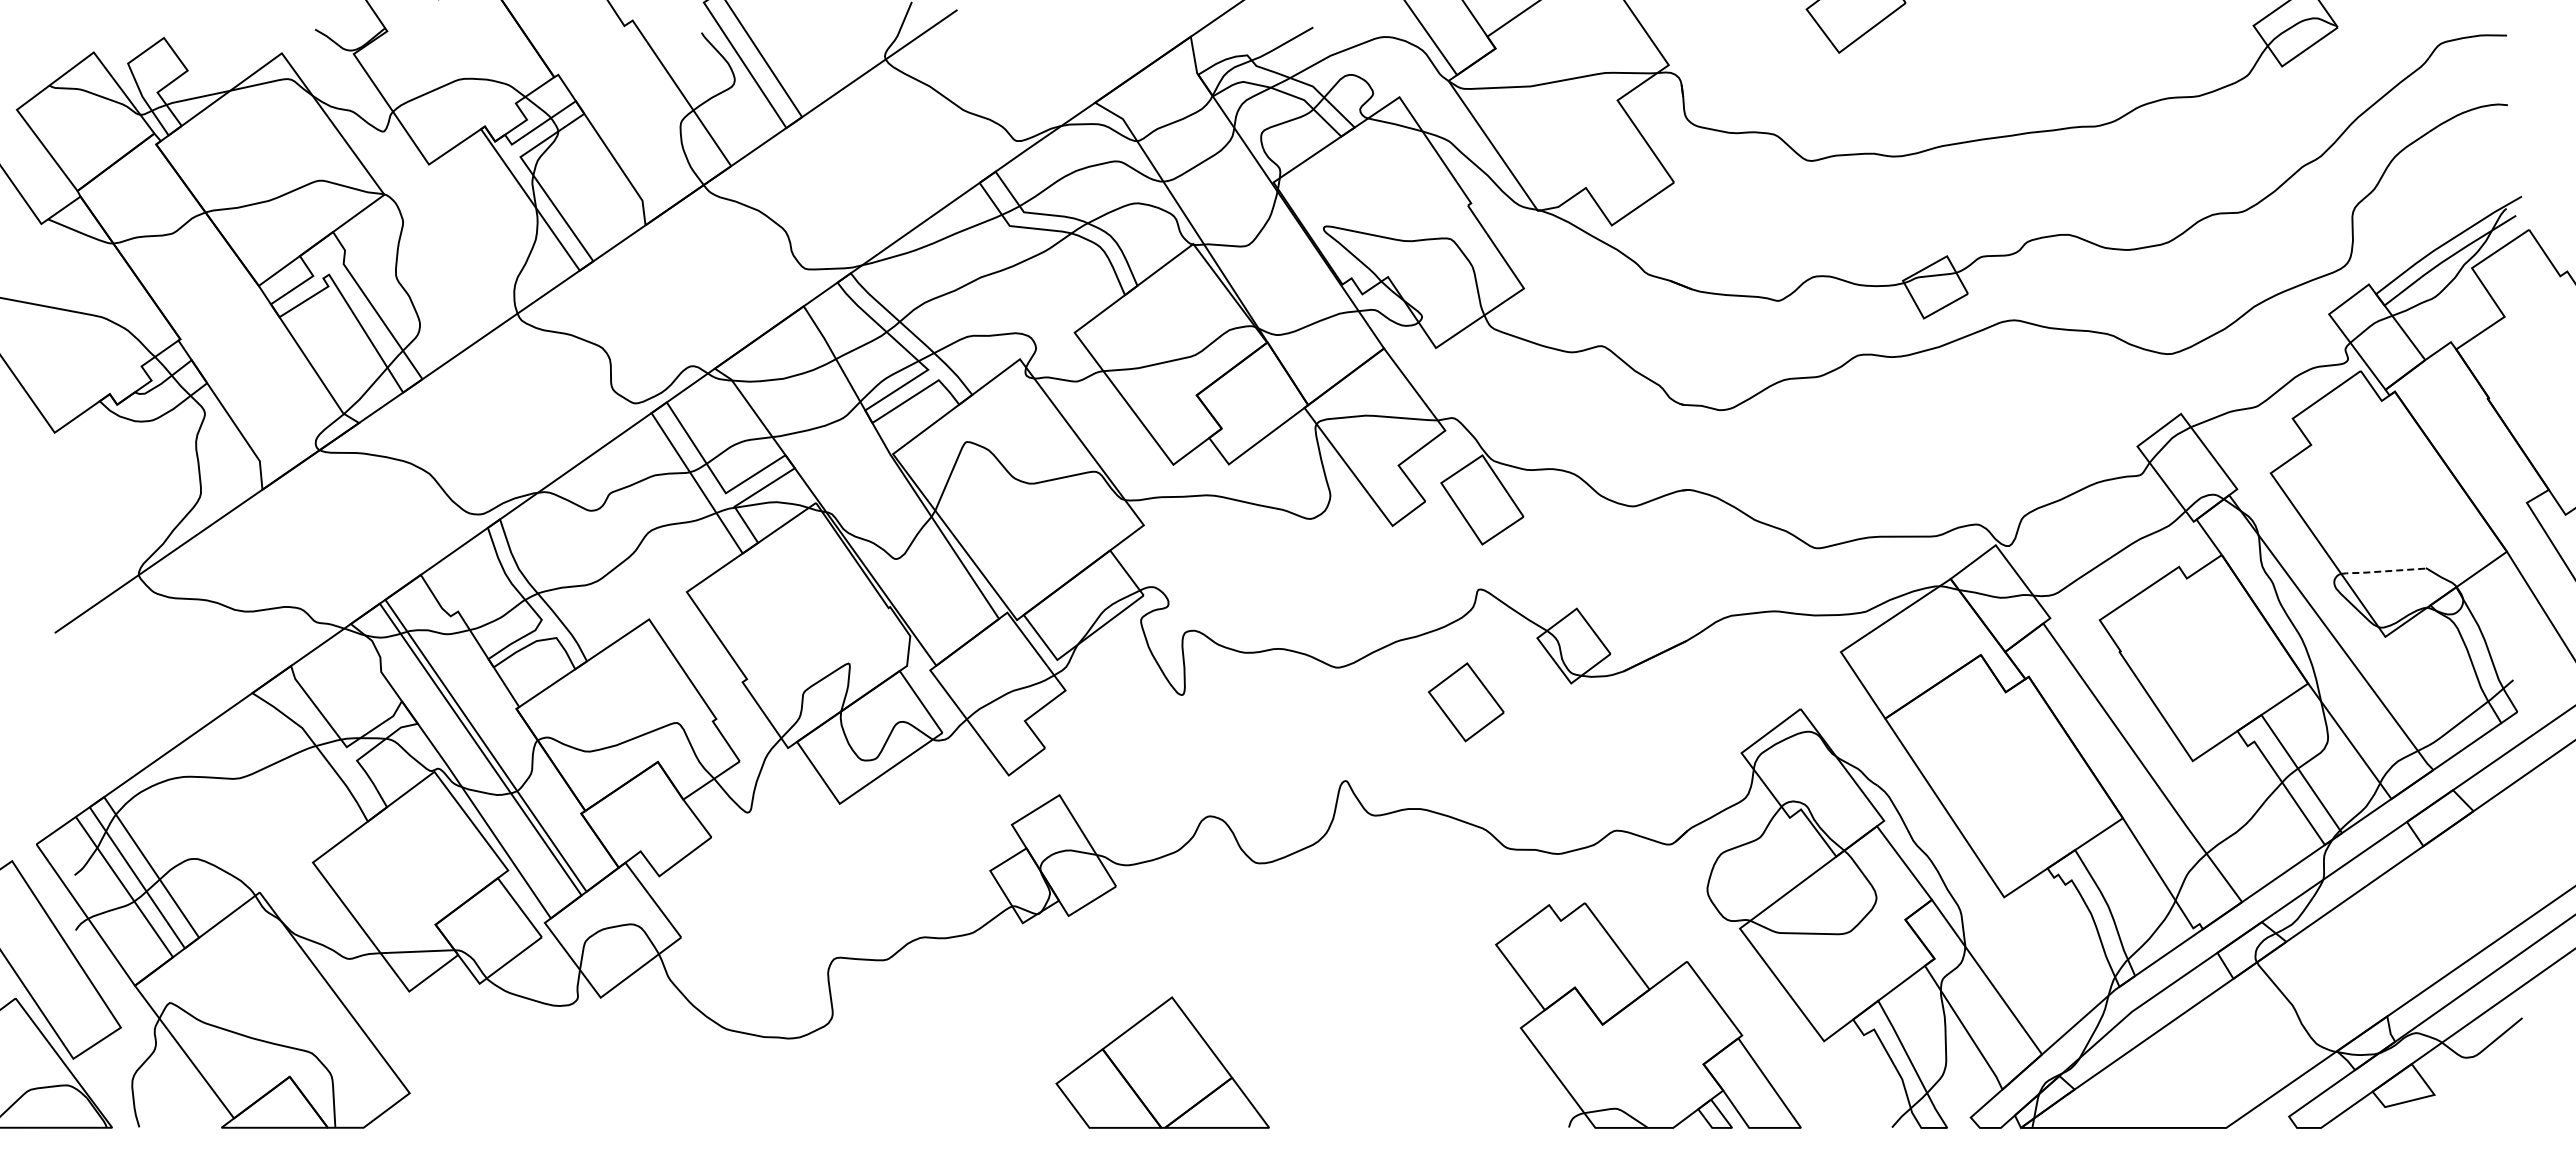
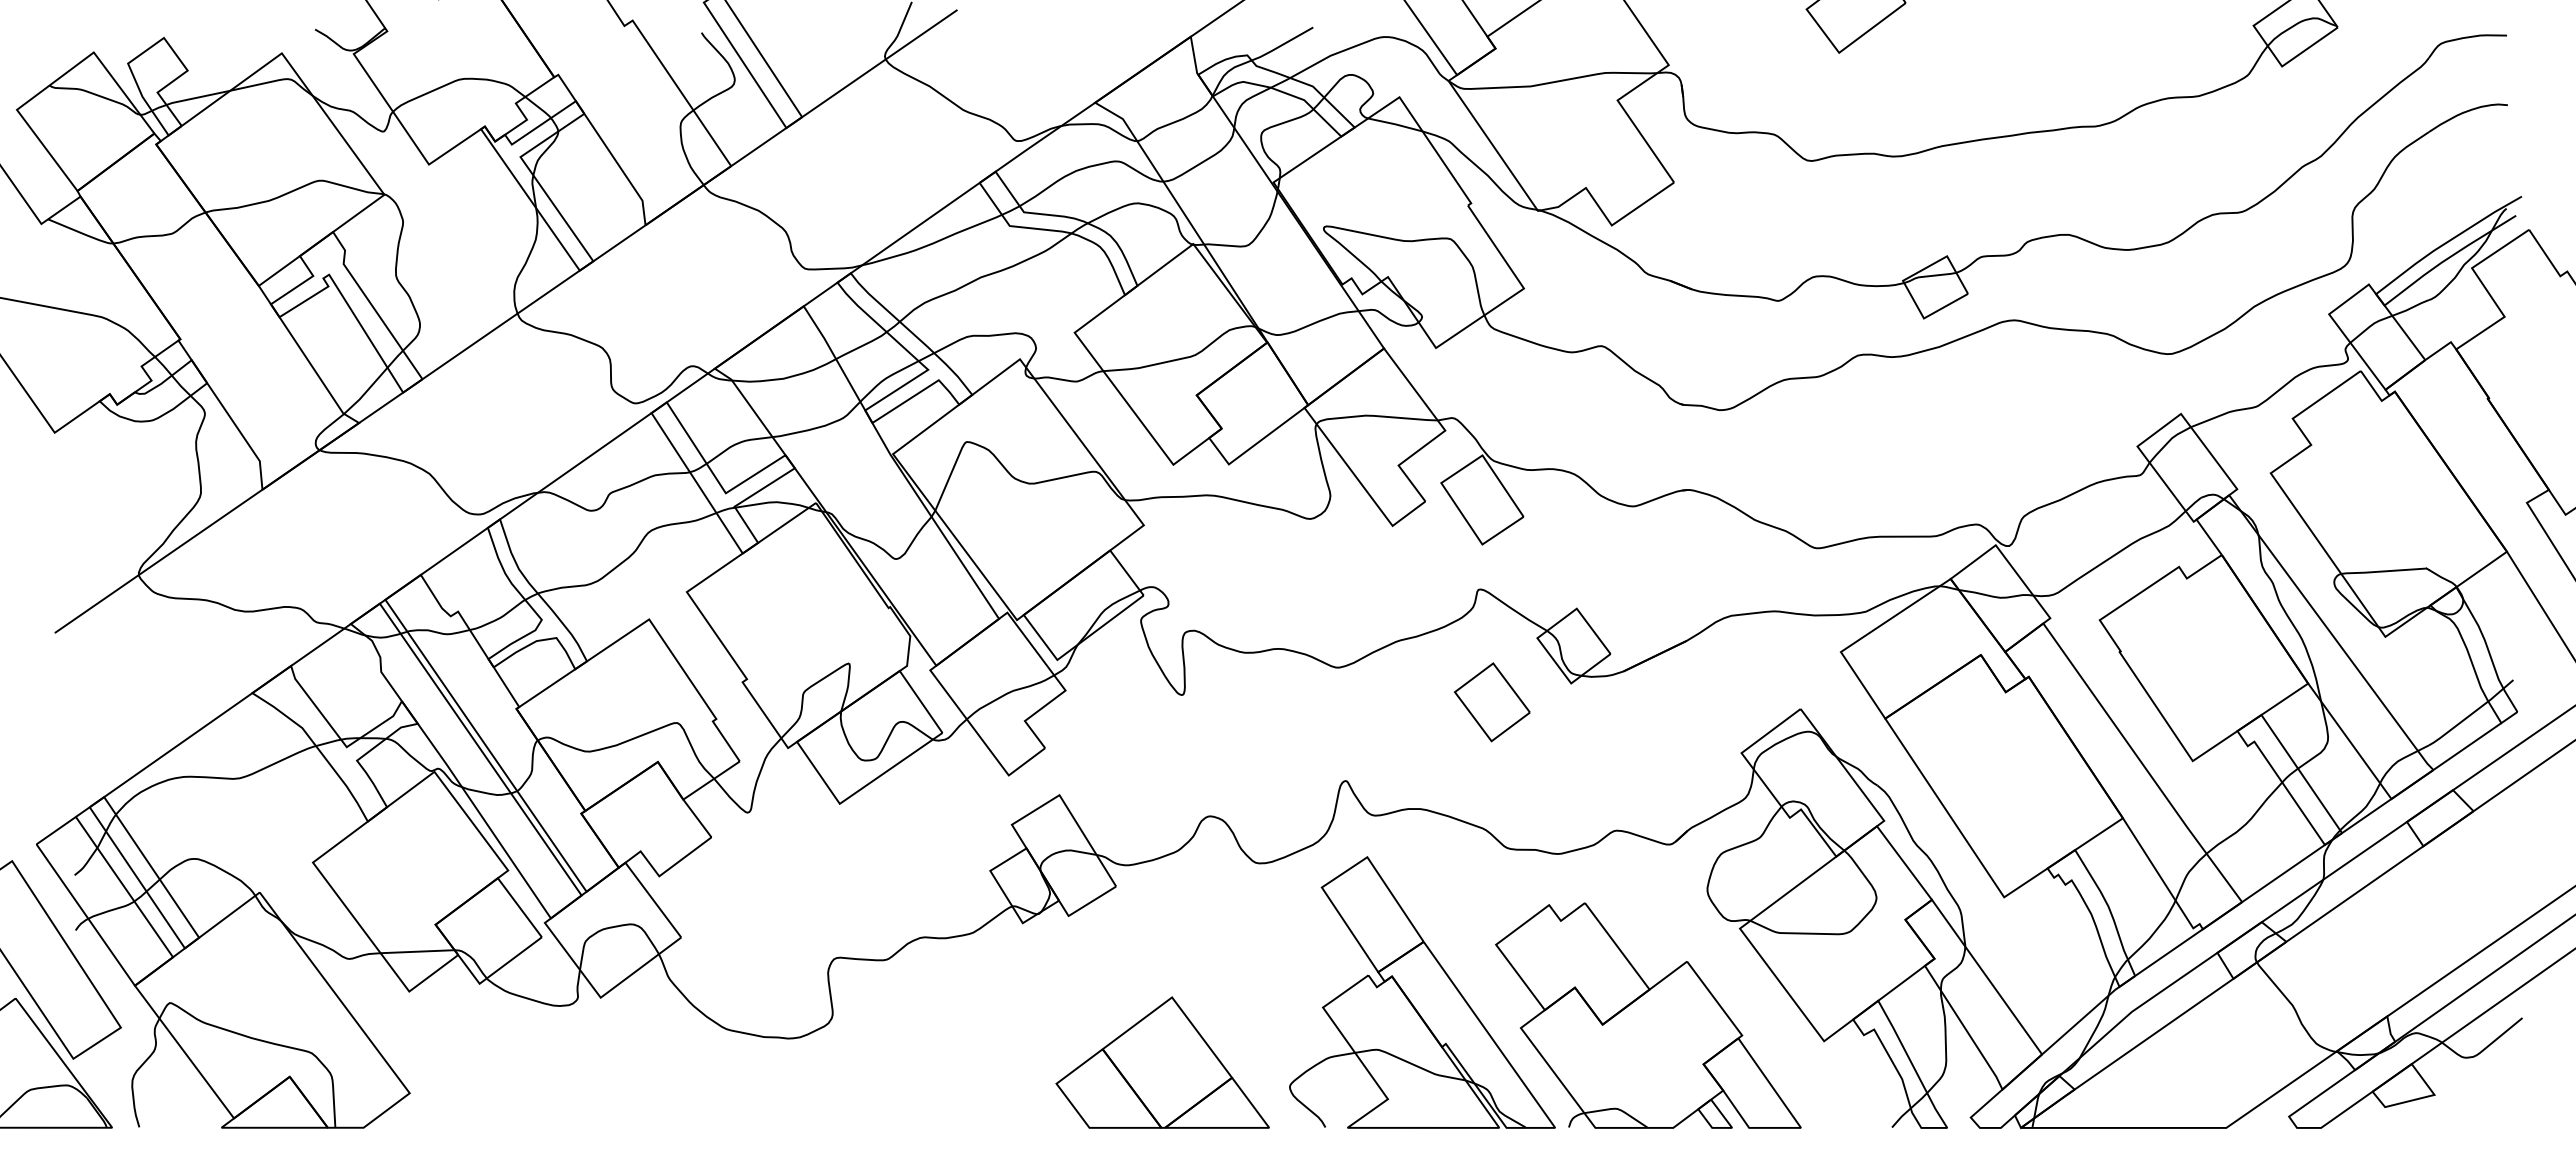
line: dashed -> solid (2382, 571)
part position: (1466, 702) -> (1492, 702) (1492, 702)
part: none -> present (1422, 992)
